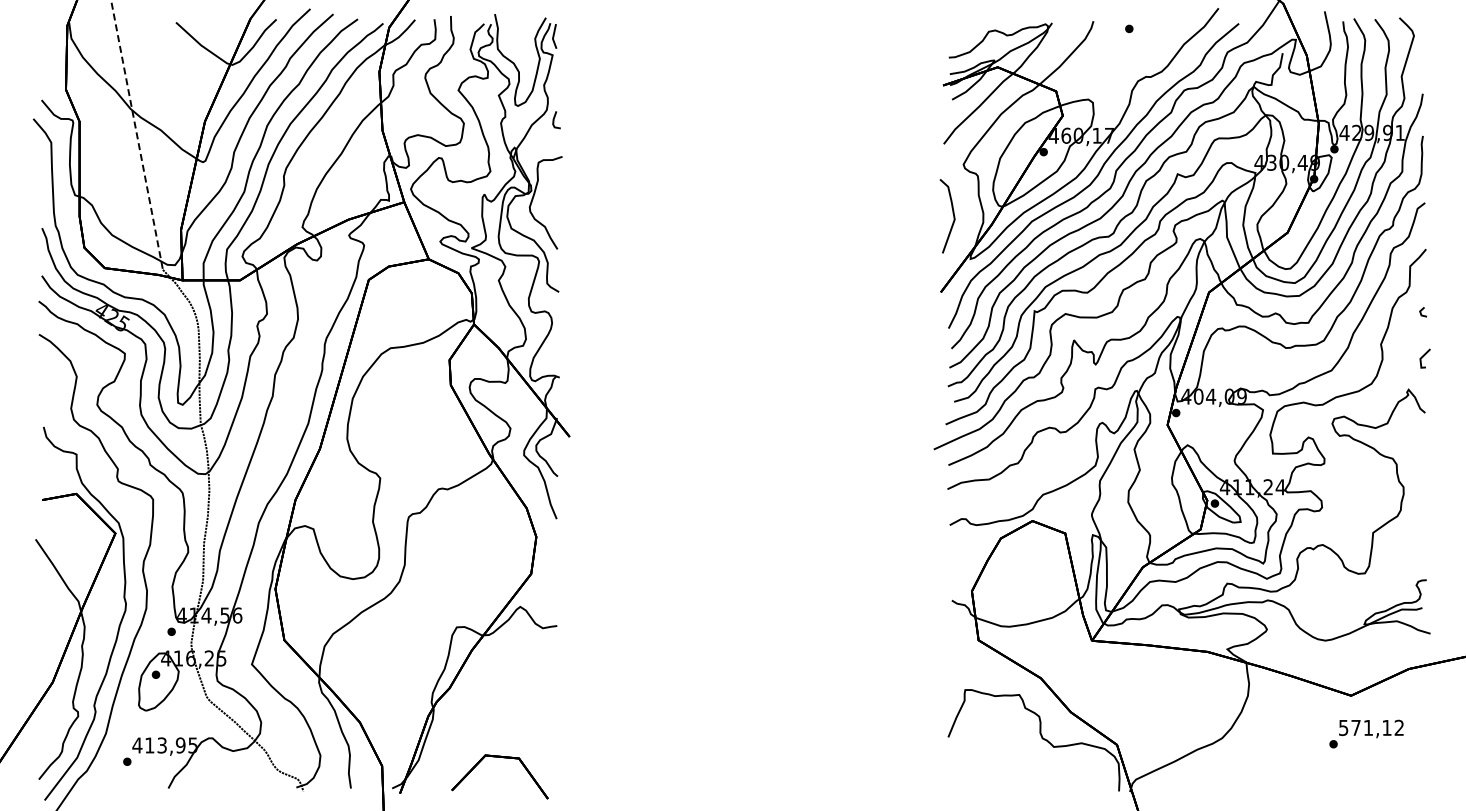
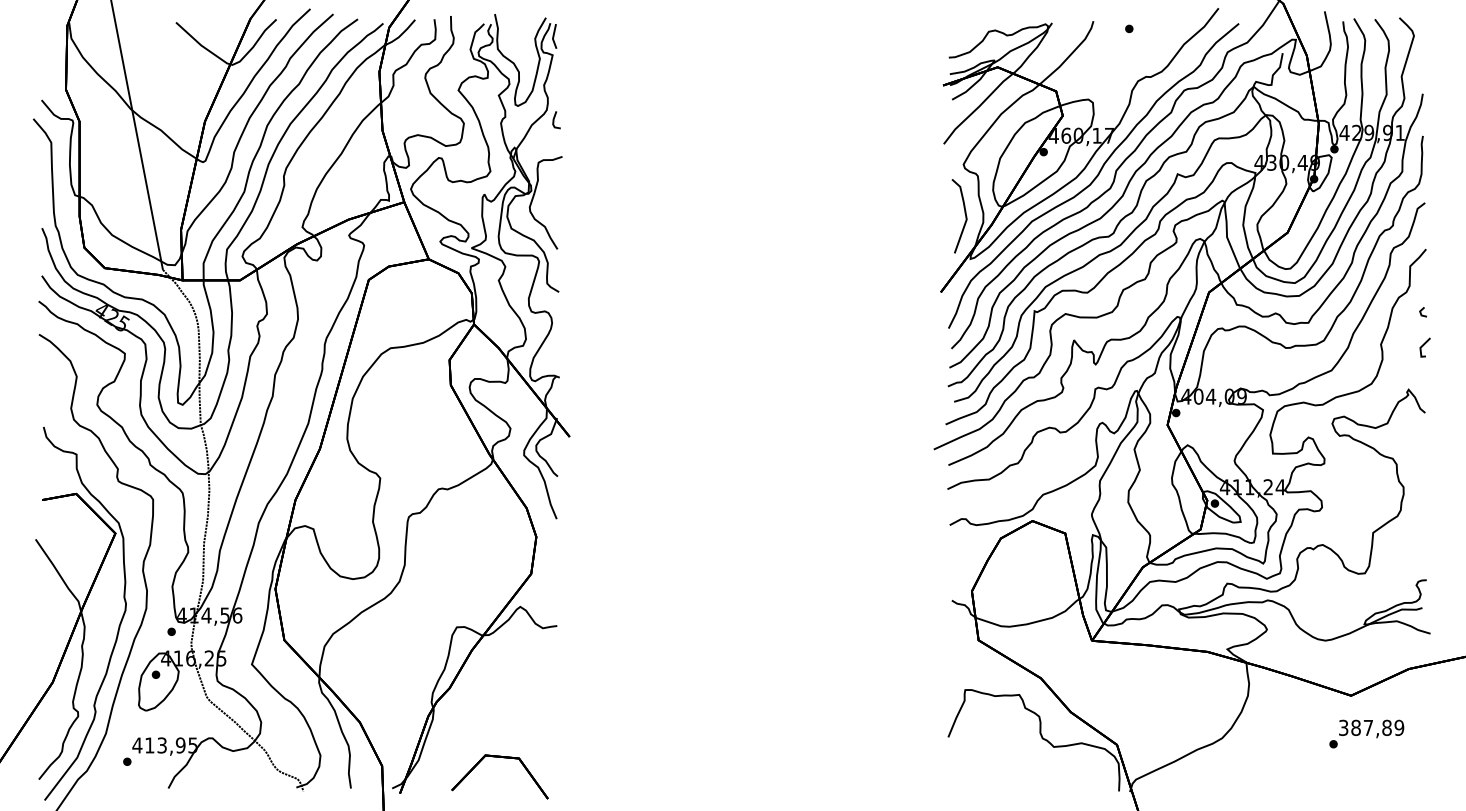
line: dashed -> solid (137, 135)
line position: (952, 213) -> (964, 213) (964, 213)
line position: (1423, 357) -> (1423, 346) (1423, 346)
text: 571,12 -> 387,89 (1371, 727)
